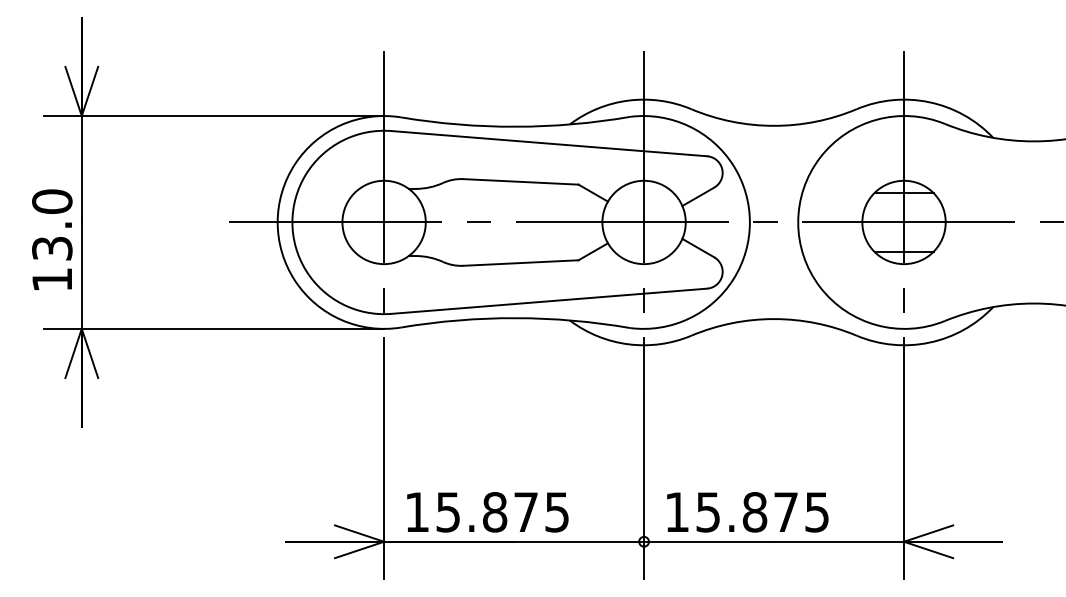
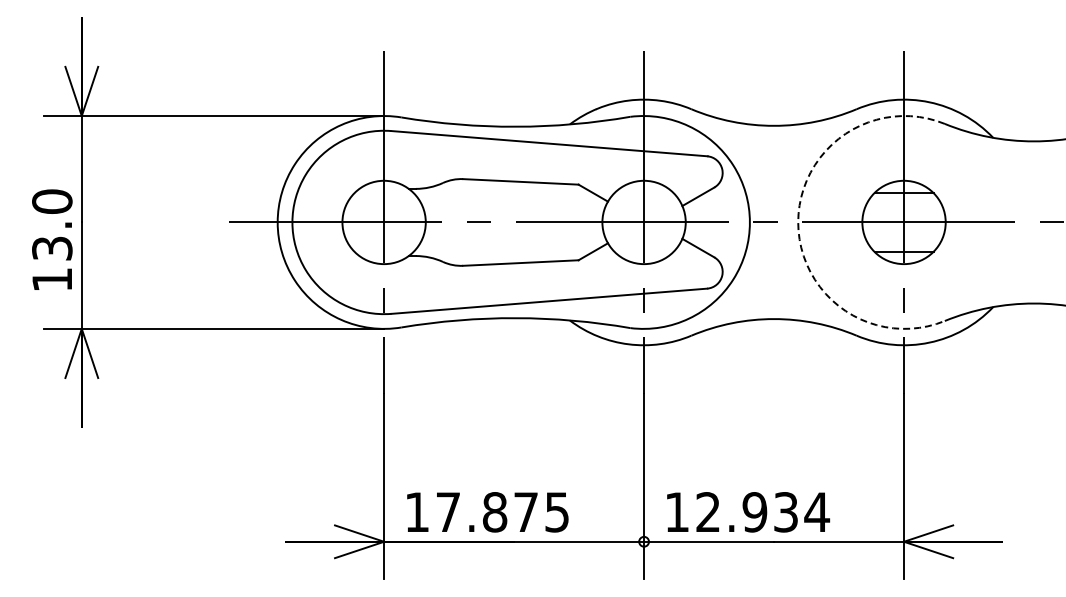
arc: solid -> dashed (798, 222)
text: 15.875 -> 17.875 (447, 512)
text: 15.875 -> 12.934 (763, 512)
